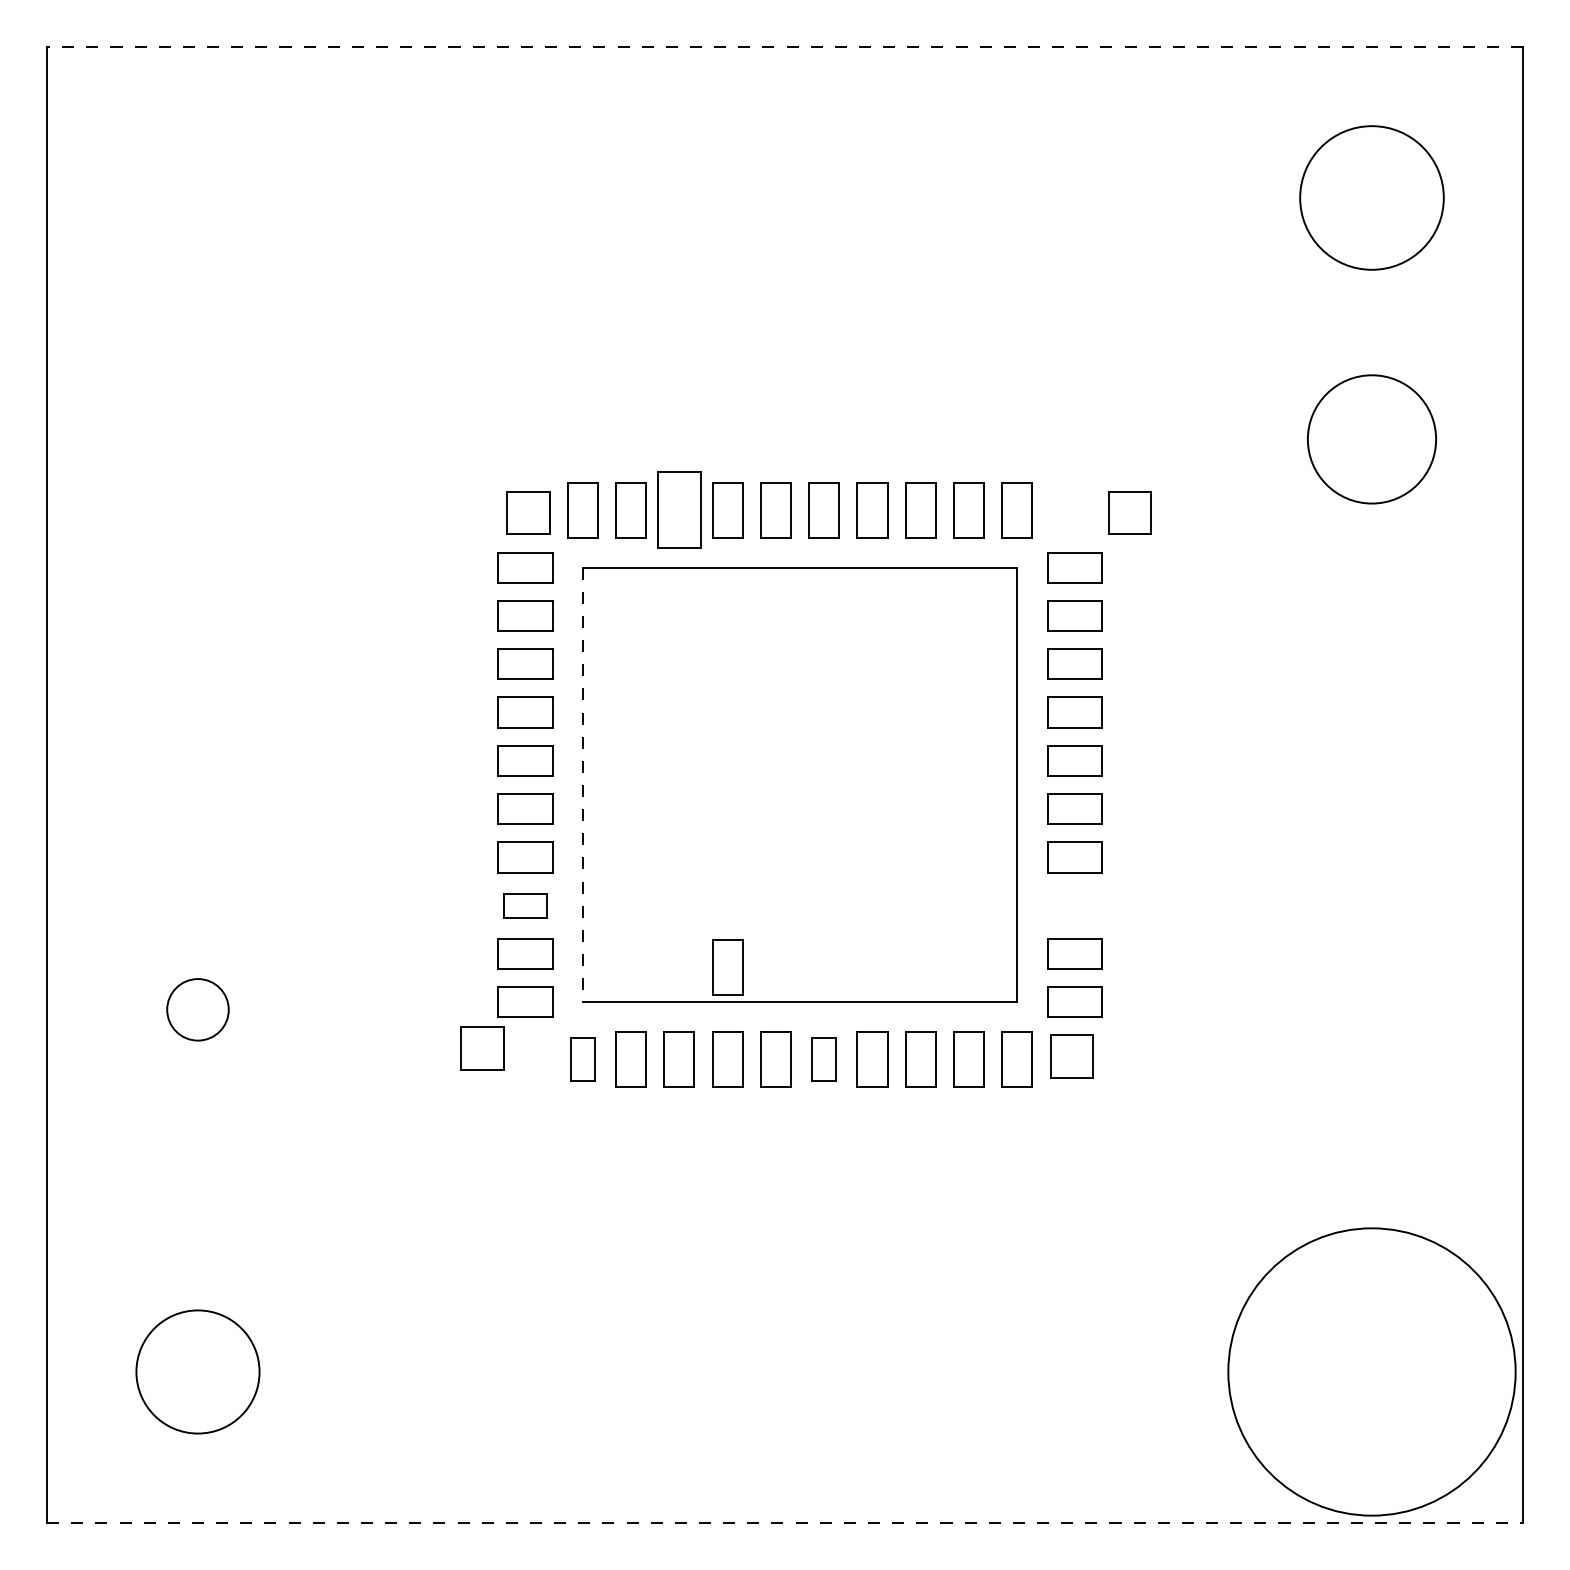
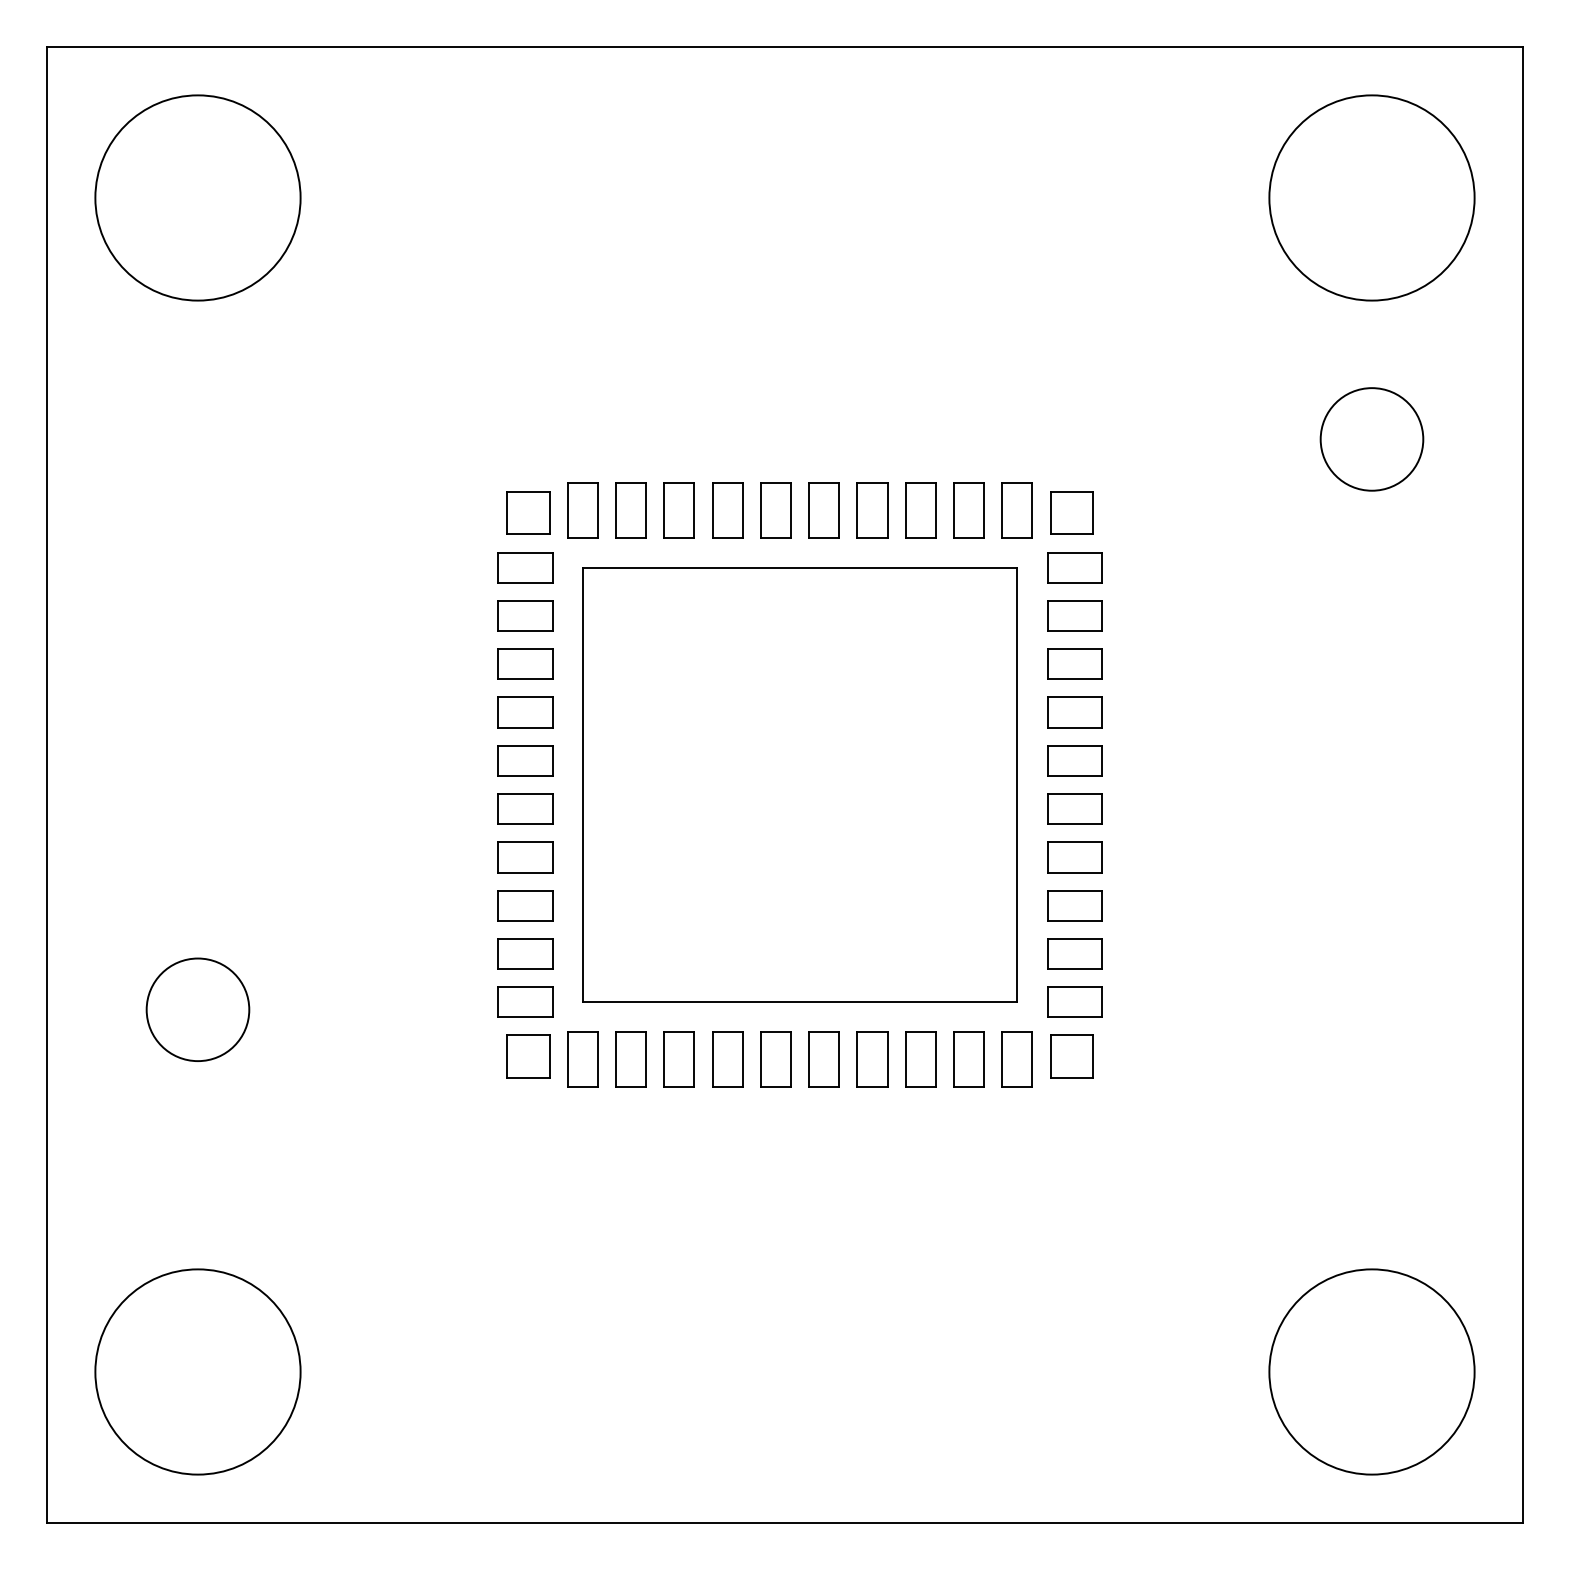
line: dashed -> solid (784, 47)
circle: none -> present (197, 197)
circle diameter: 144 px -> 205 px (1371, 197)
circle diameter: 128 px -> 103 px (1371, 439)
part size: 45x78 px -> 32x57 px (678, 510)
part position: (1129, 512) -> (1071, 512) (1071, 512)
line: dashed -> solid (582, 785)
part size: 45x26 px -> 57x32 px (525, 905)
part: none -> present (1074, 905)
part: present -> none (727, 967)
circle diameter: 62 px -> 103 px (197, 1009)
part position: (482, 1048) -> (528, 1056) (528, 1056)
part size: 26x45 px -> 32x57 px (582, 1059)
part size: 26x45 px -> 32x57 px (823, 1059)
circle diameter: 123 px -> 205 px (197, 1371)
circle diameter: 287 px -> 205 px (1371, 1371)
line: dashed -> solid (785, 1522)
